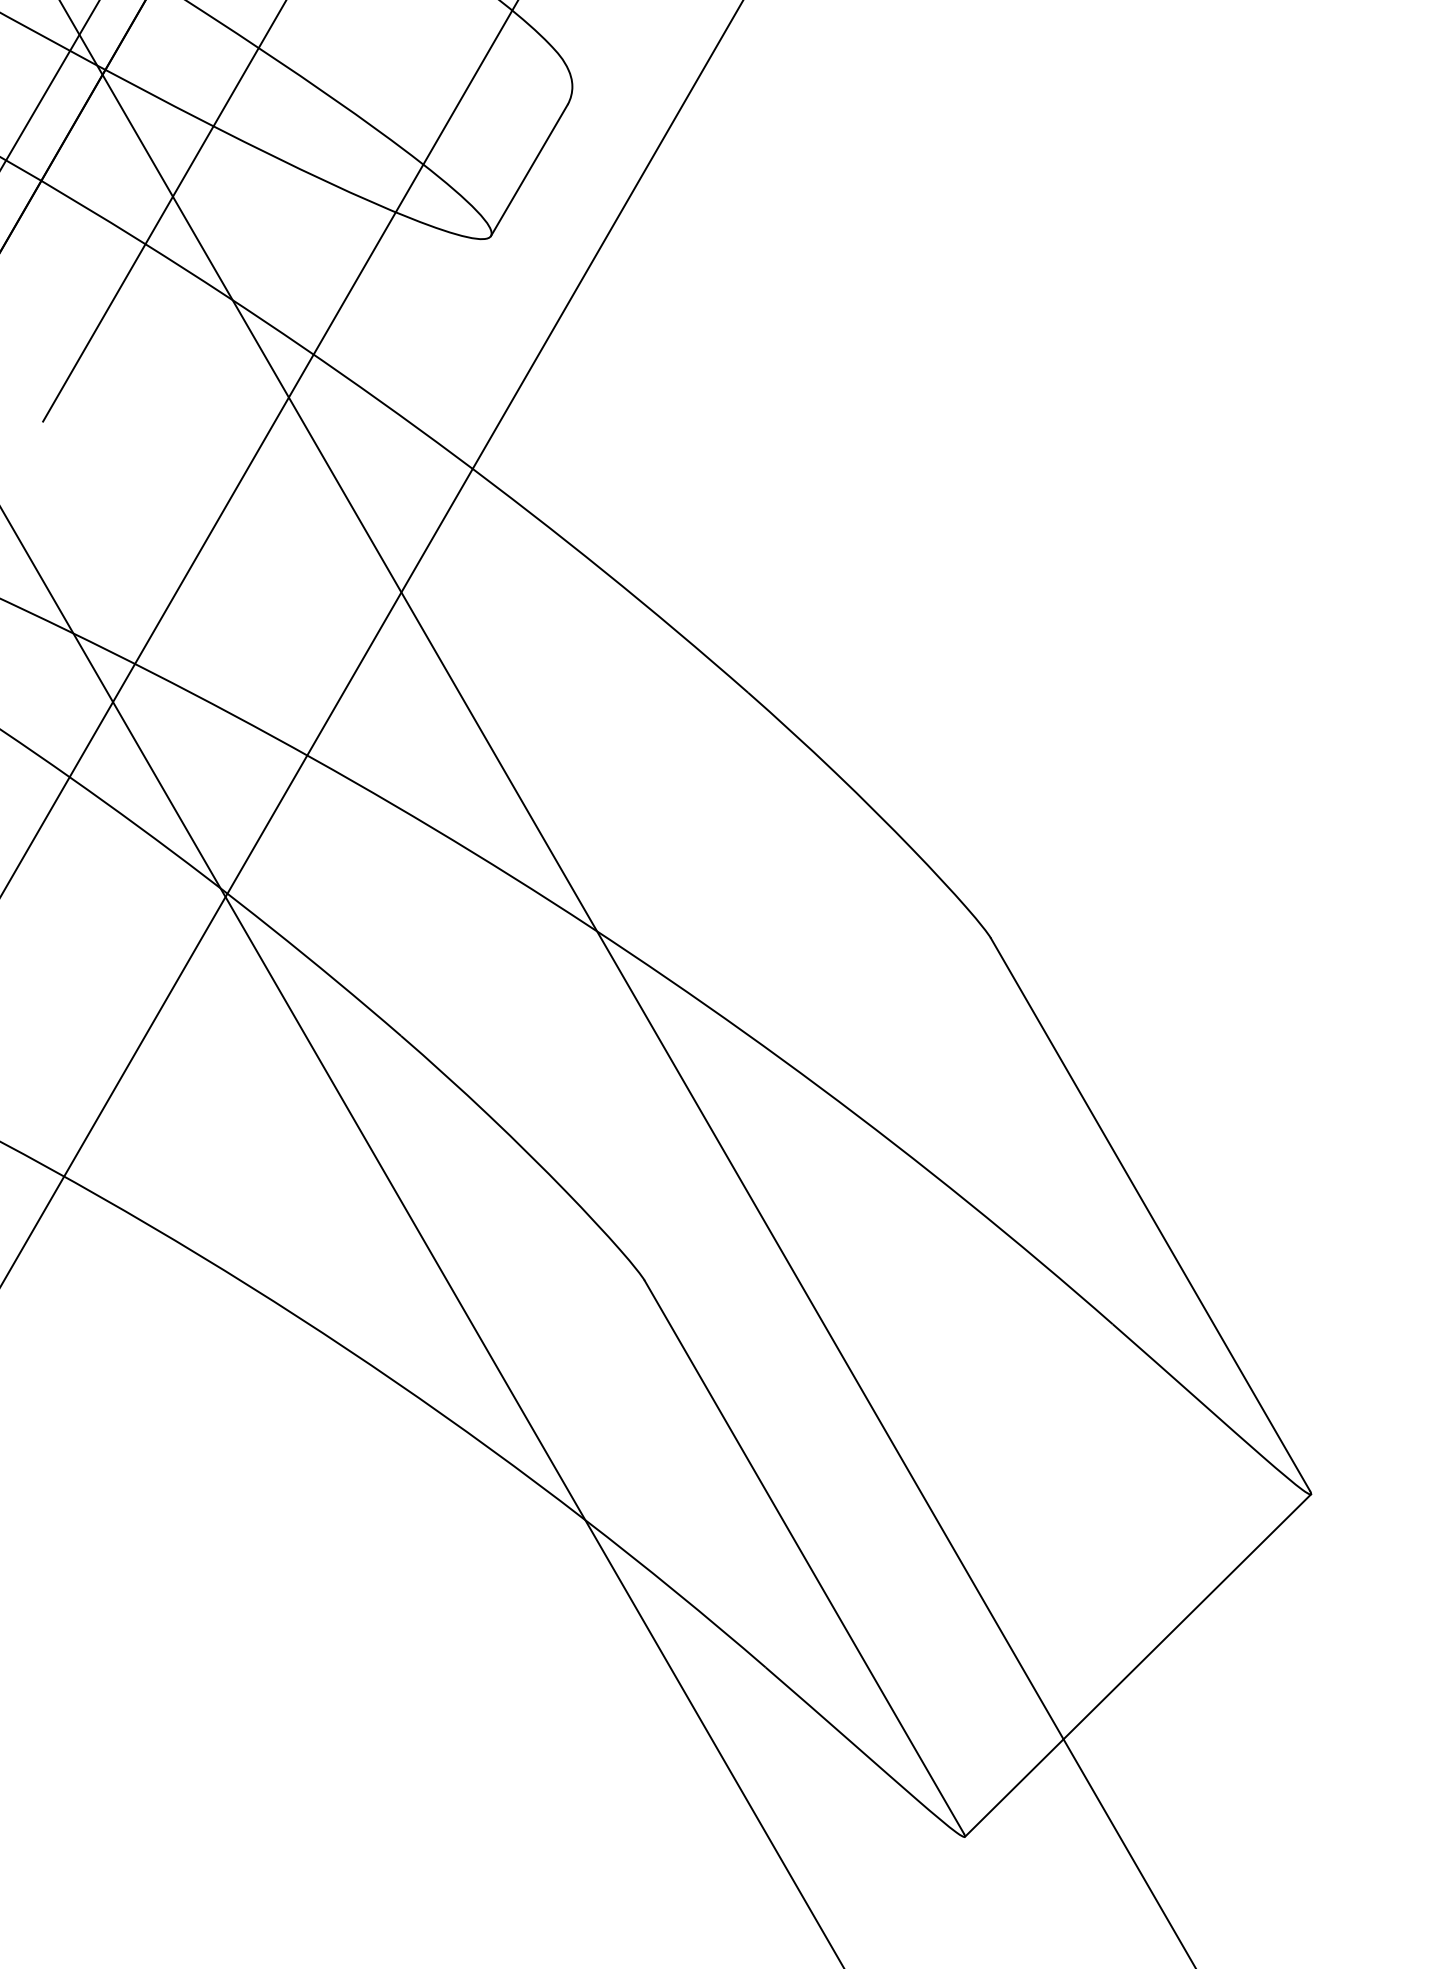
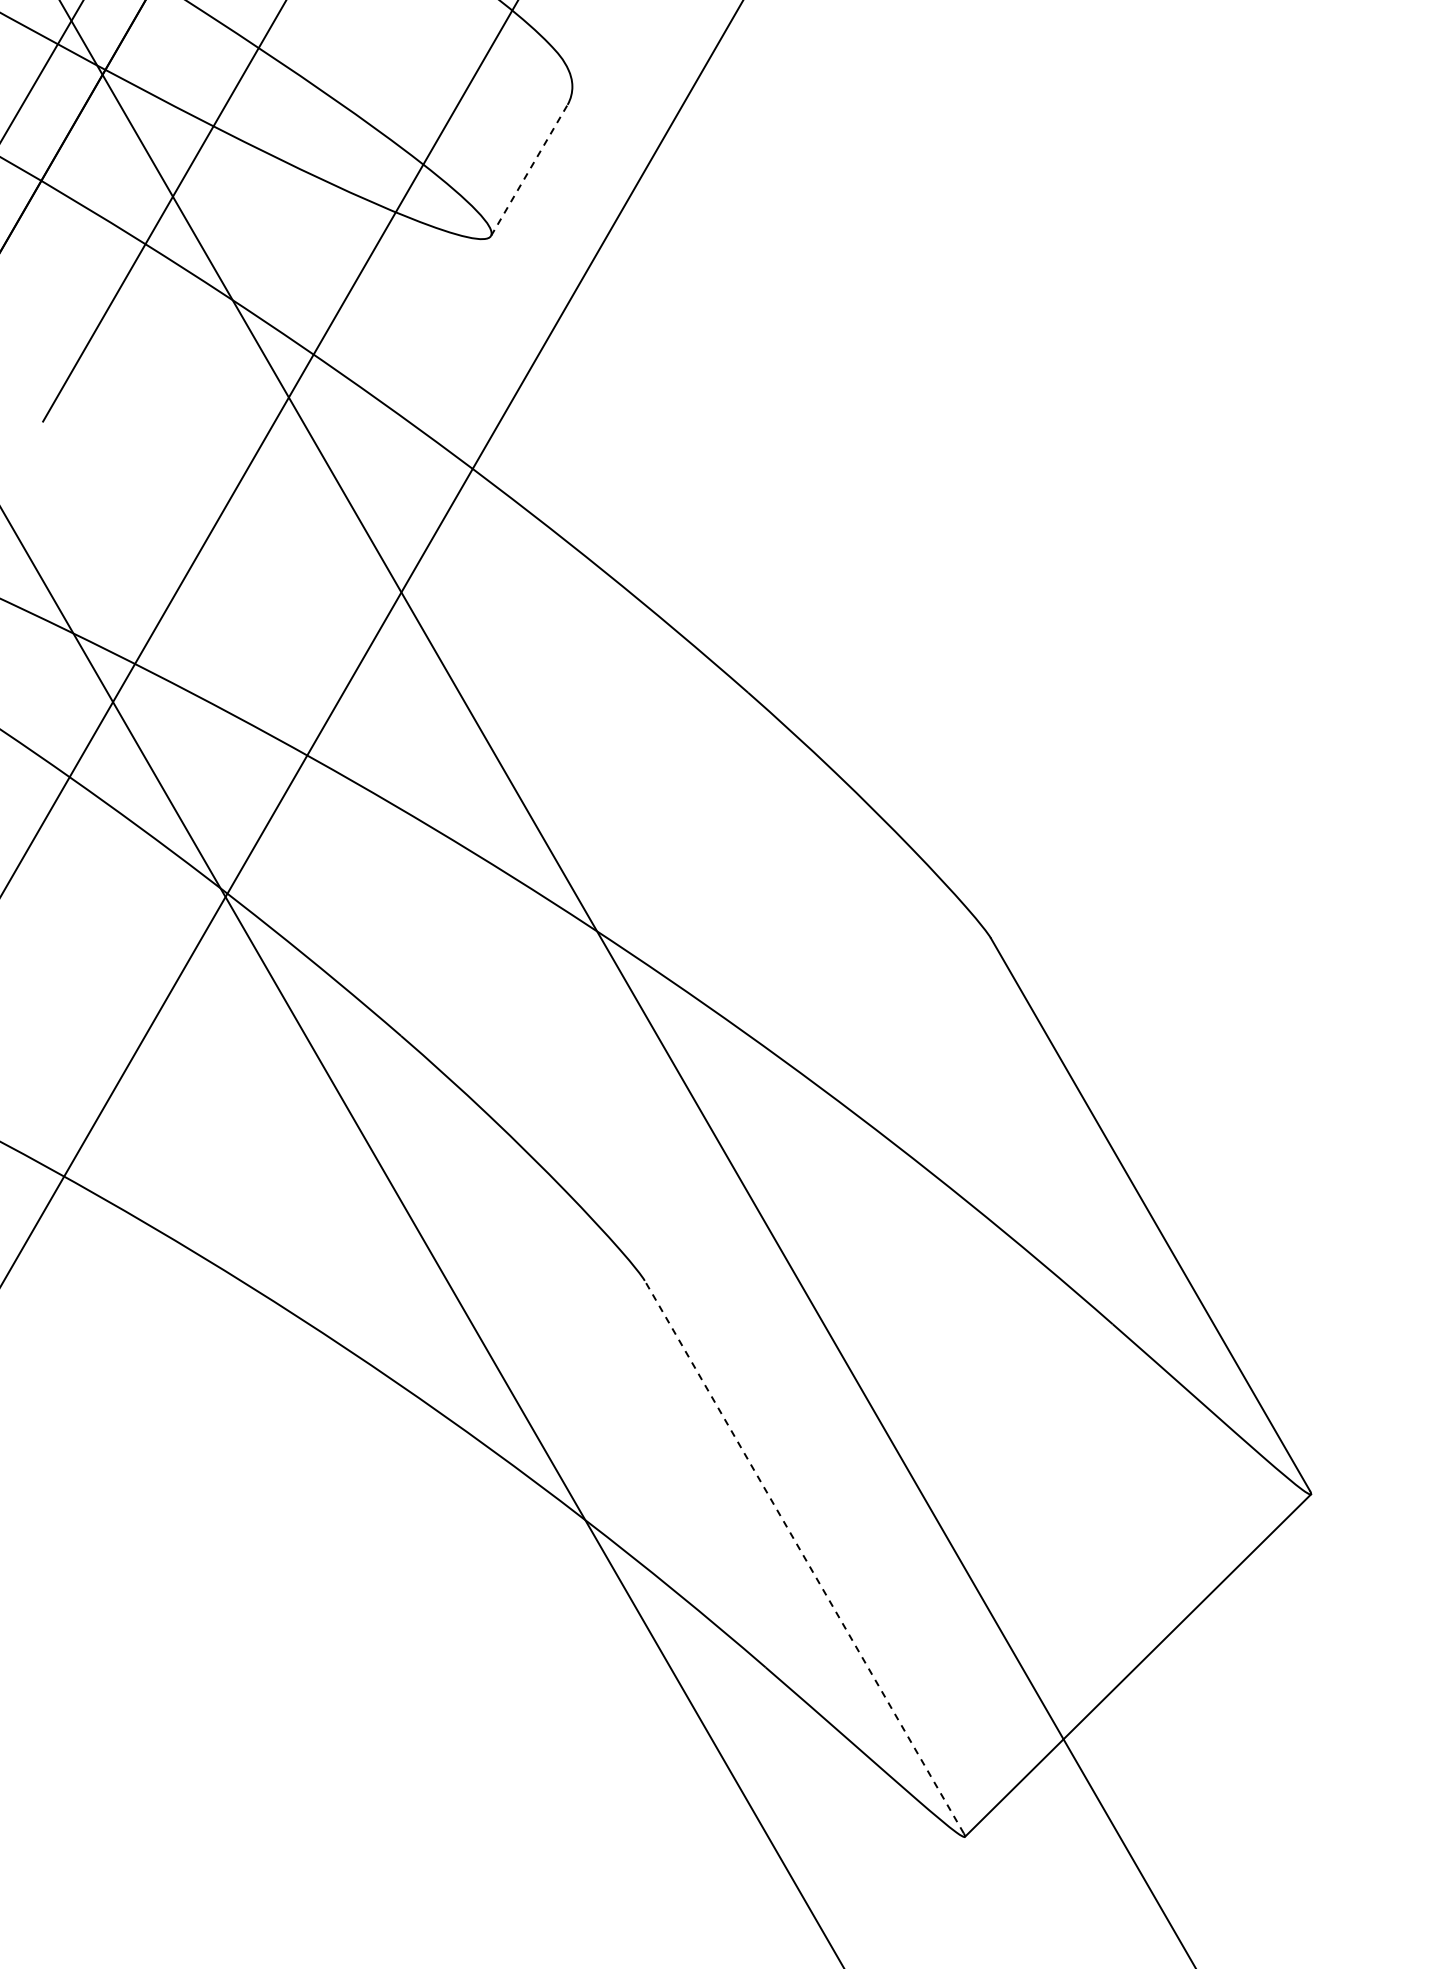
line position: (50, 84) -> (42, 70) (42, 70)
line: solid -> dashed (529, 170)
line: solid -> dashed (804, 1556)
